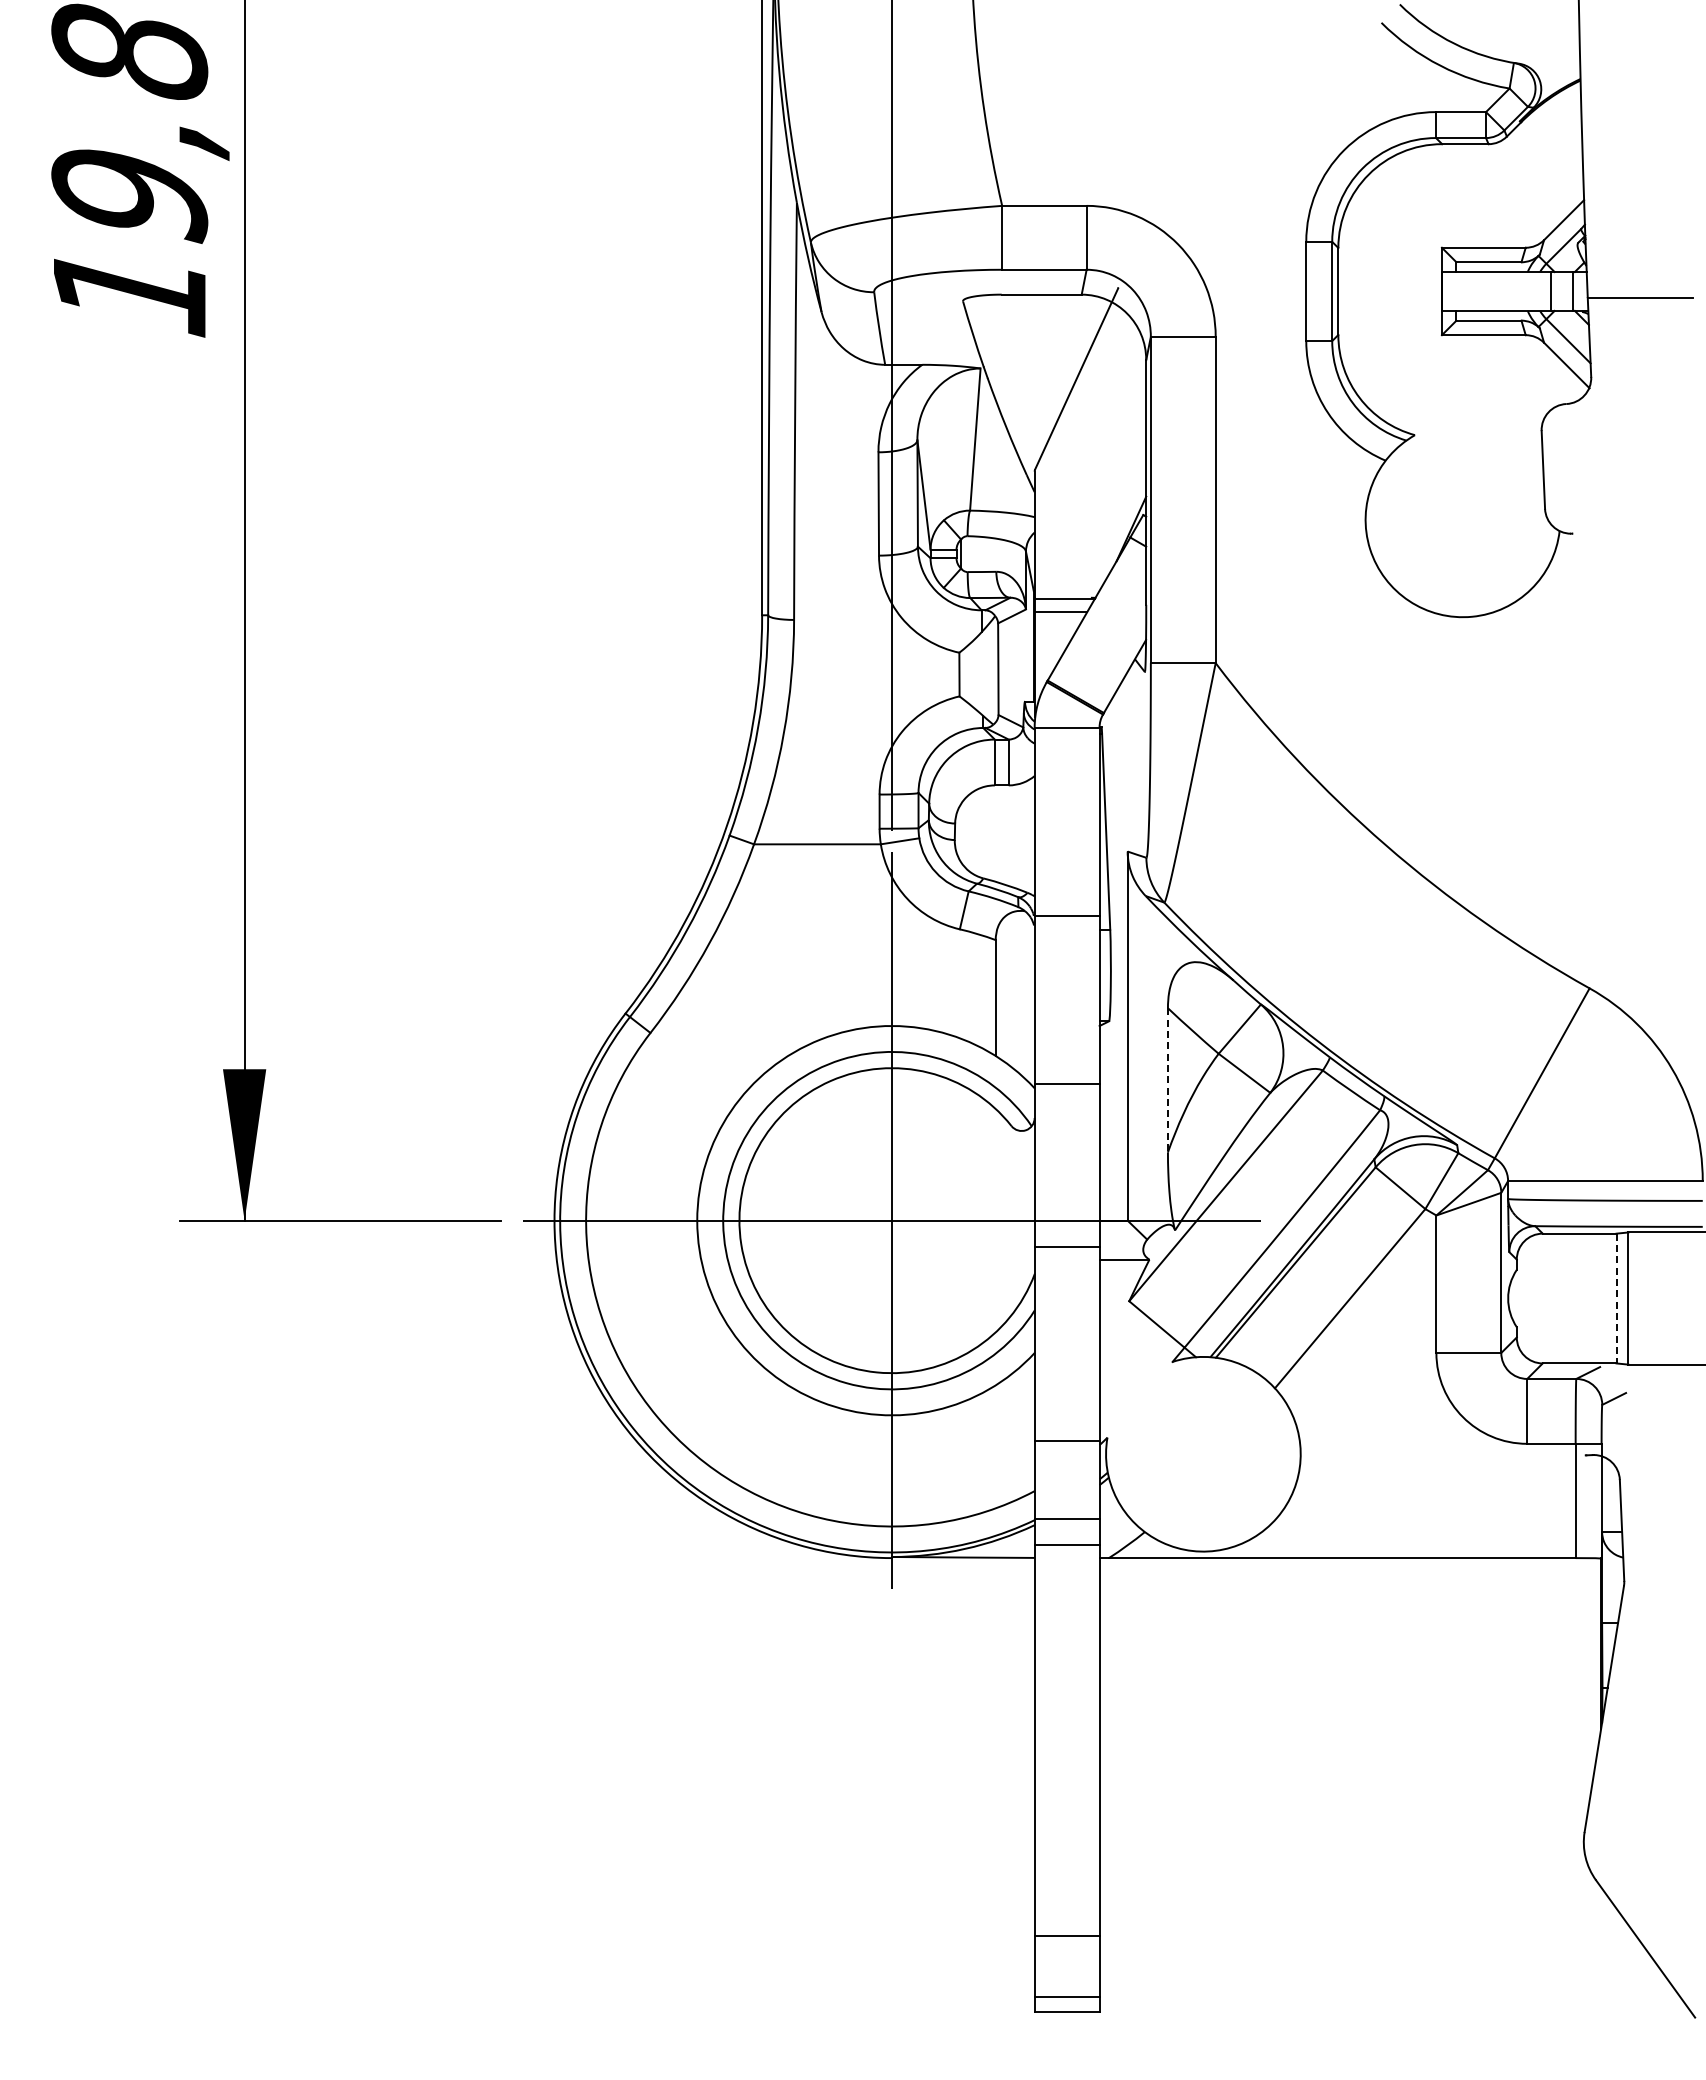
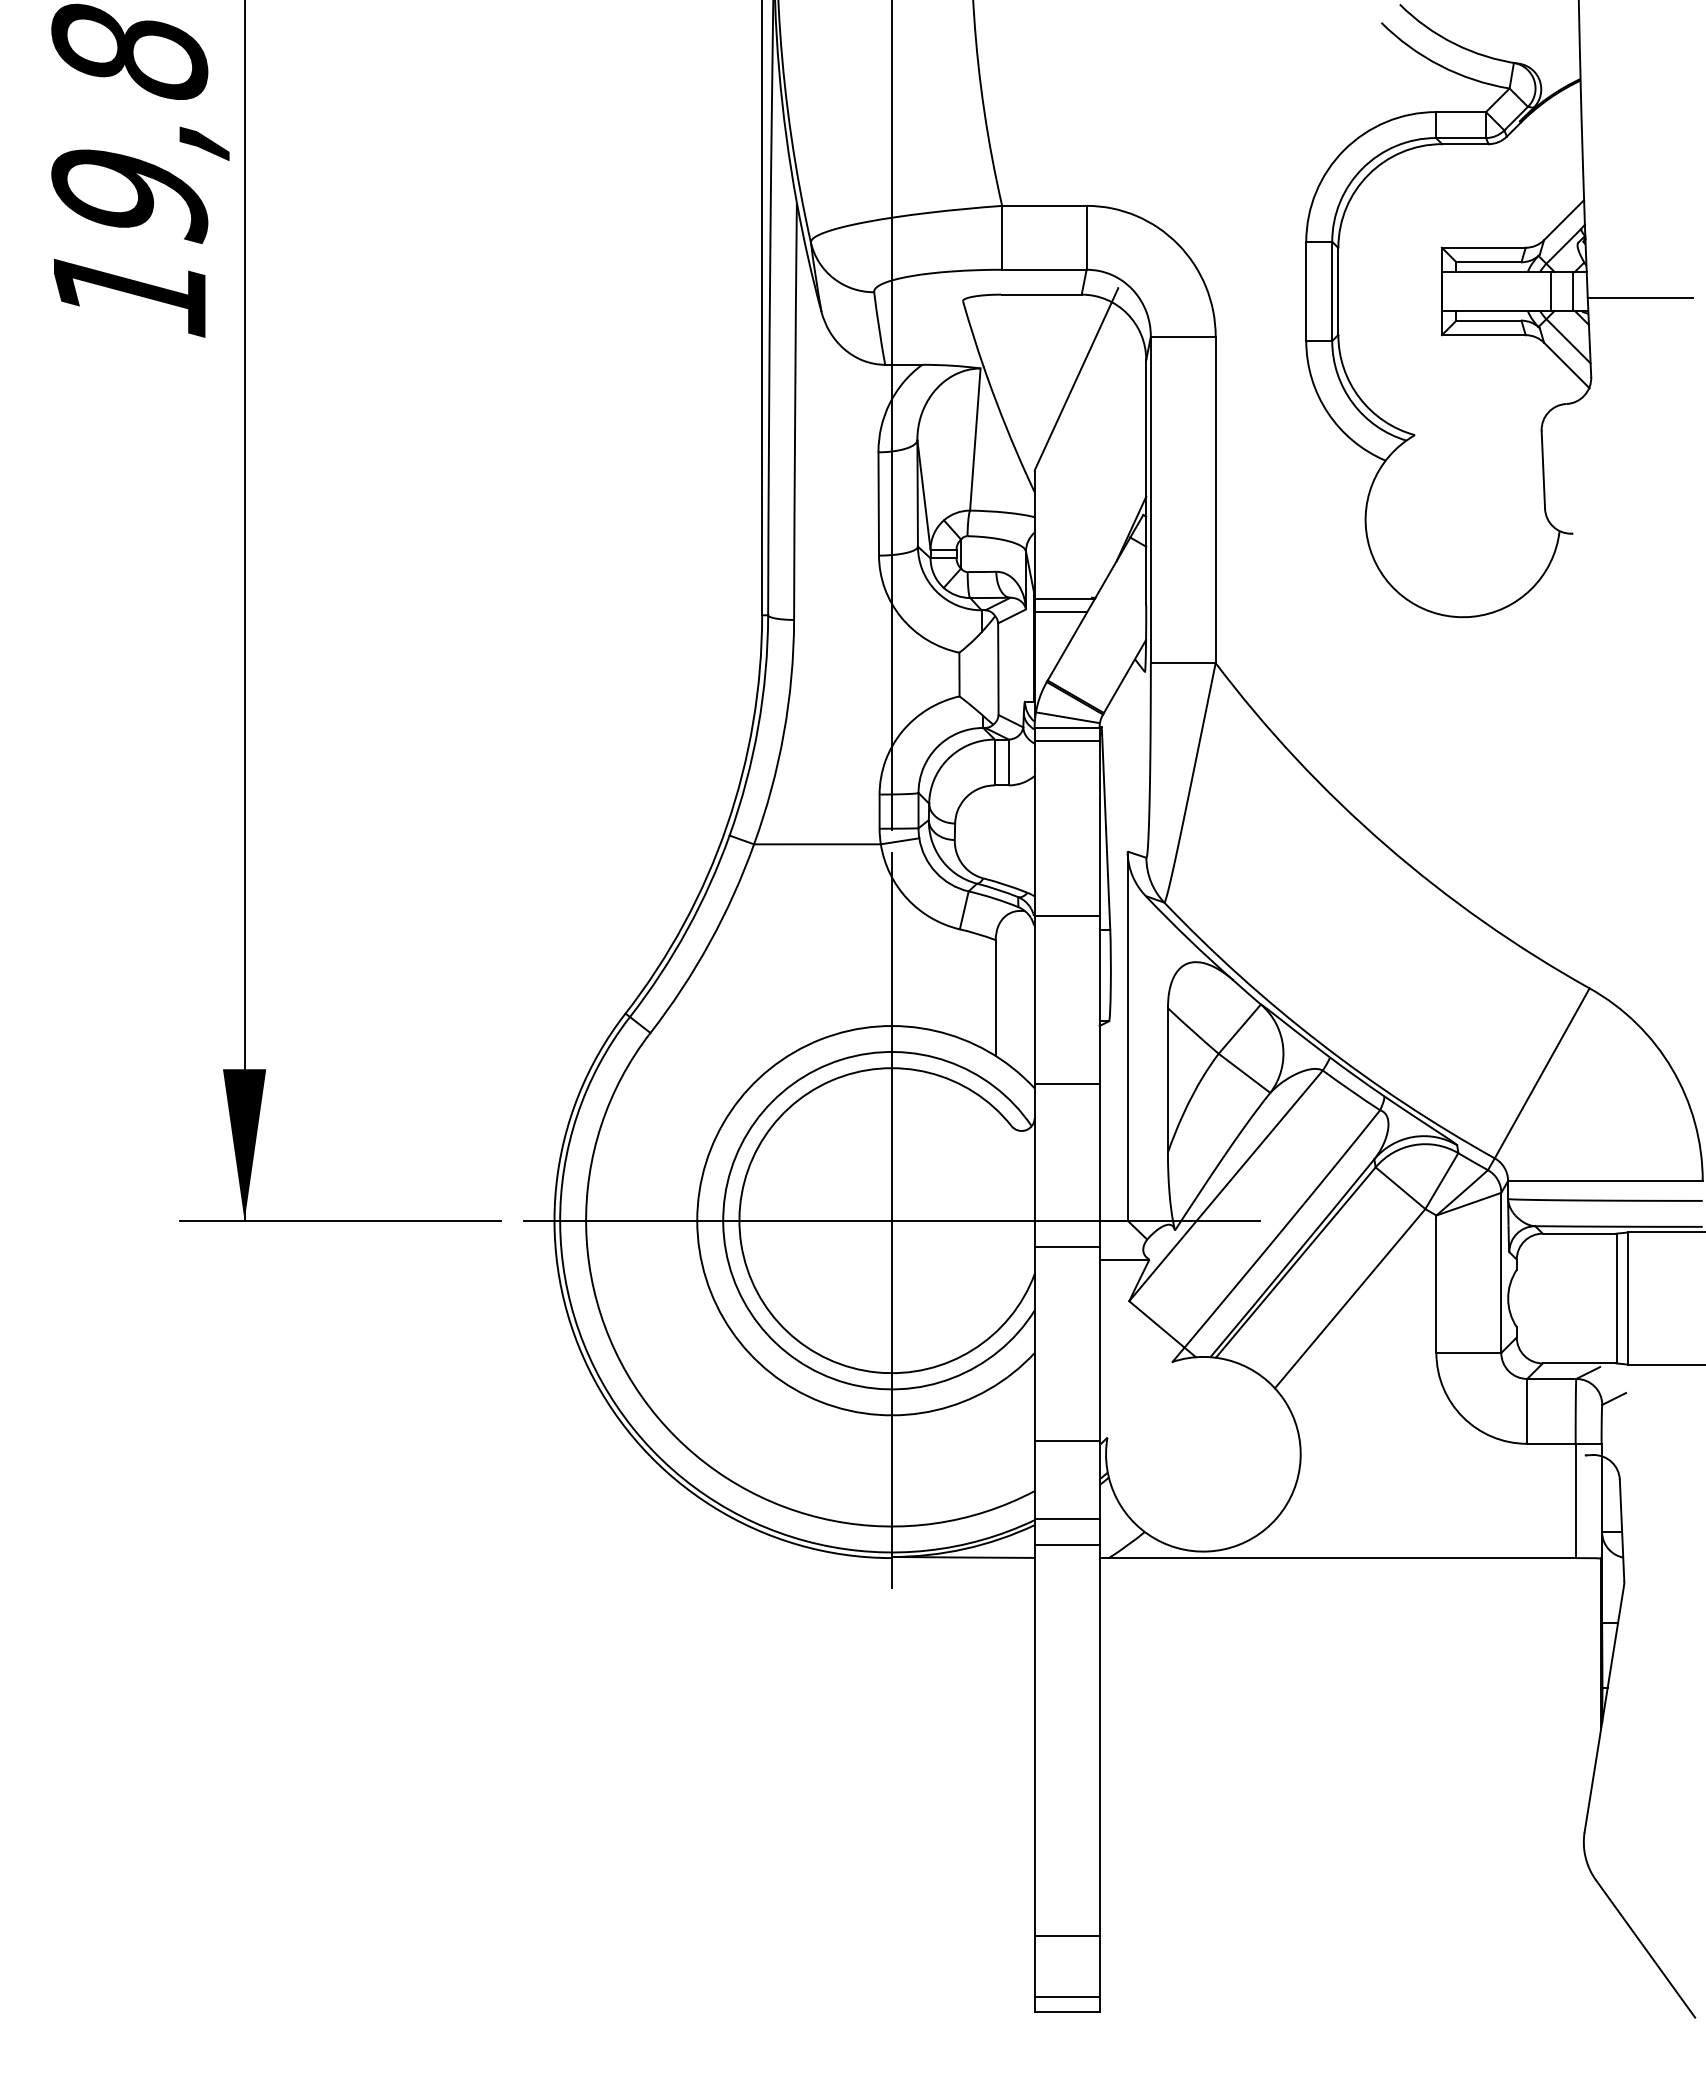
line: none -> present (1067, 717)
line: none -> present (1066, 740)
line: dashed -> solid (1167, 1080)
line: dashed -> solid (1616, 1298)
